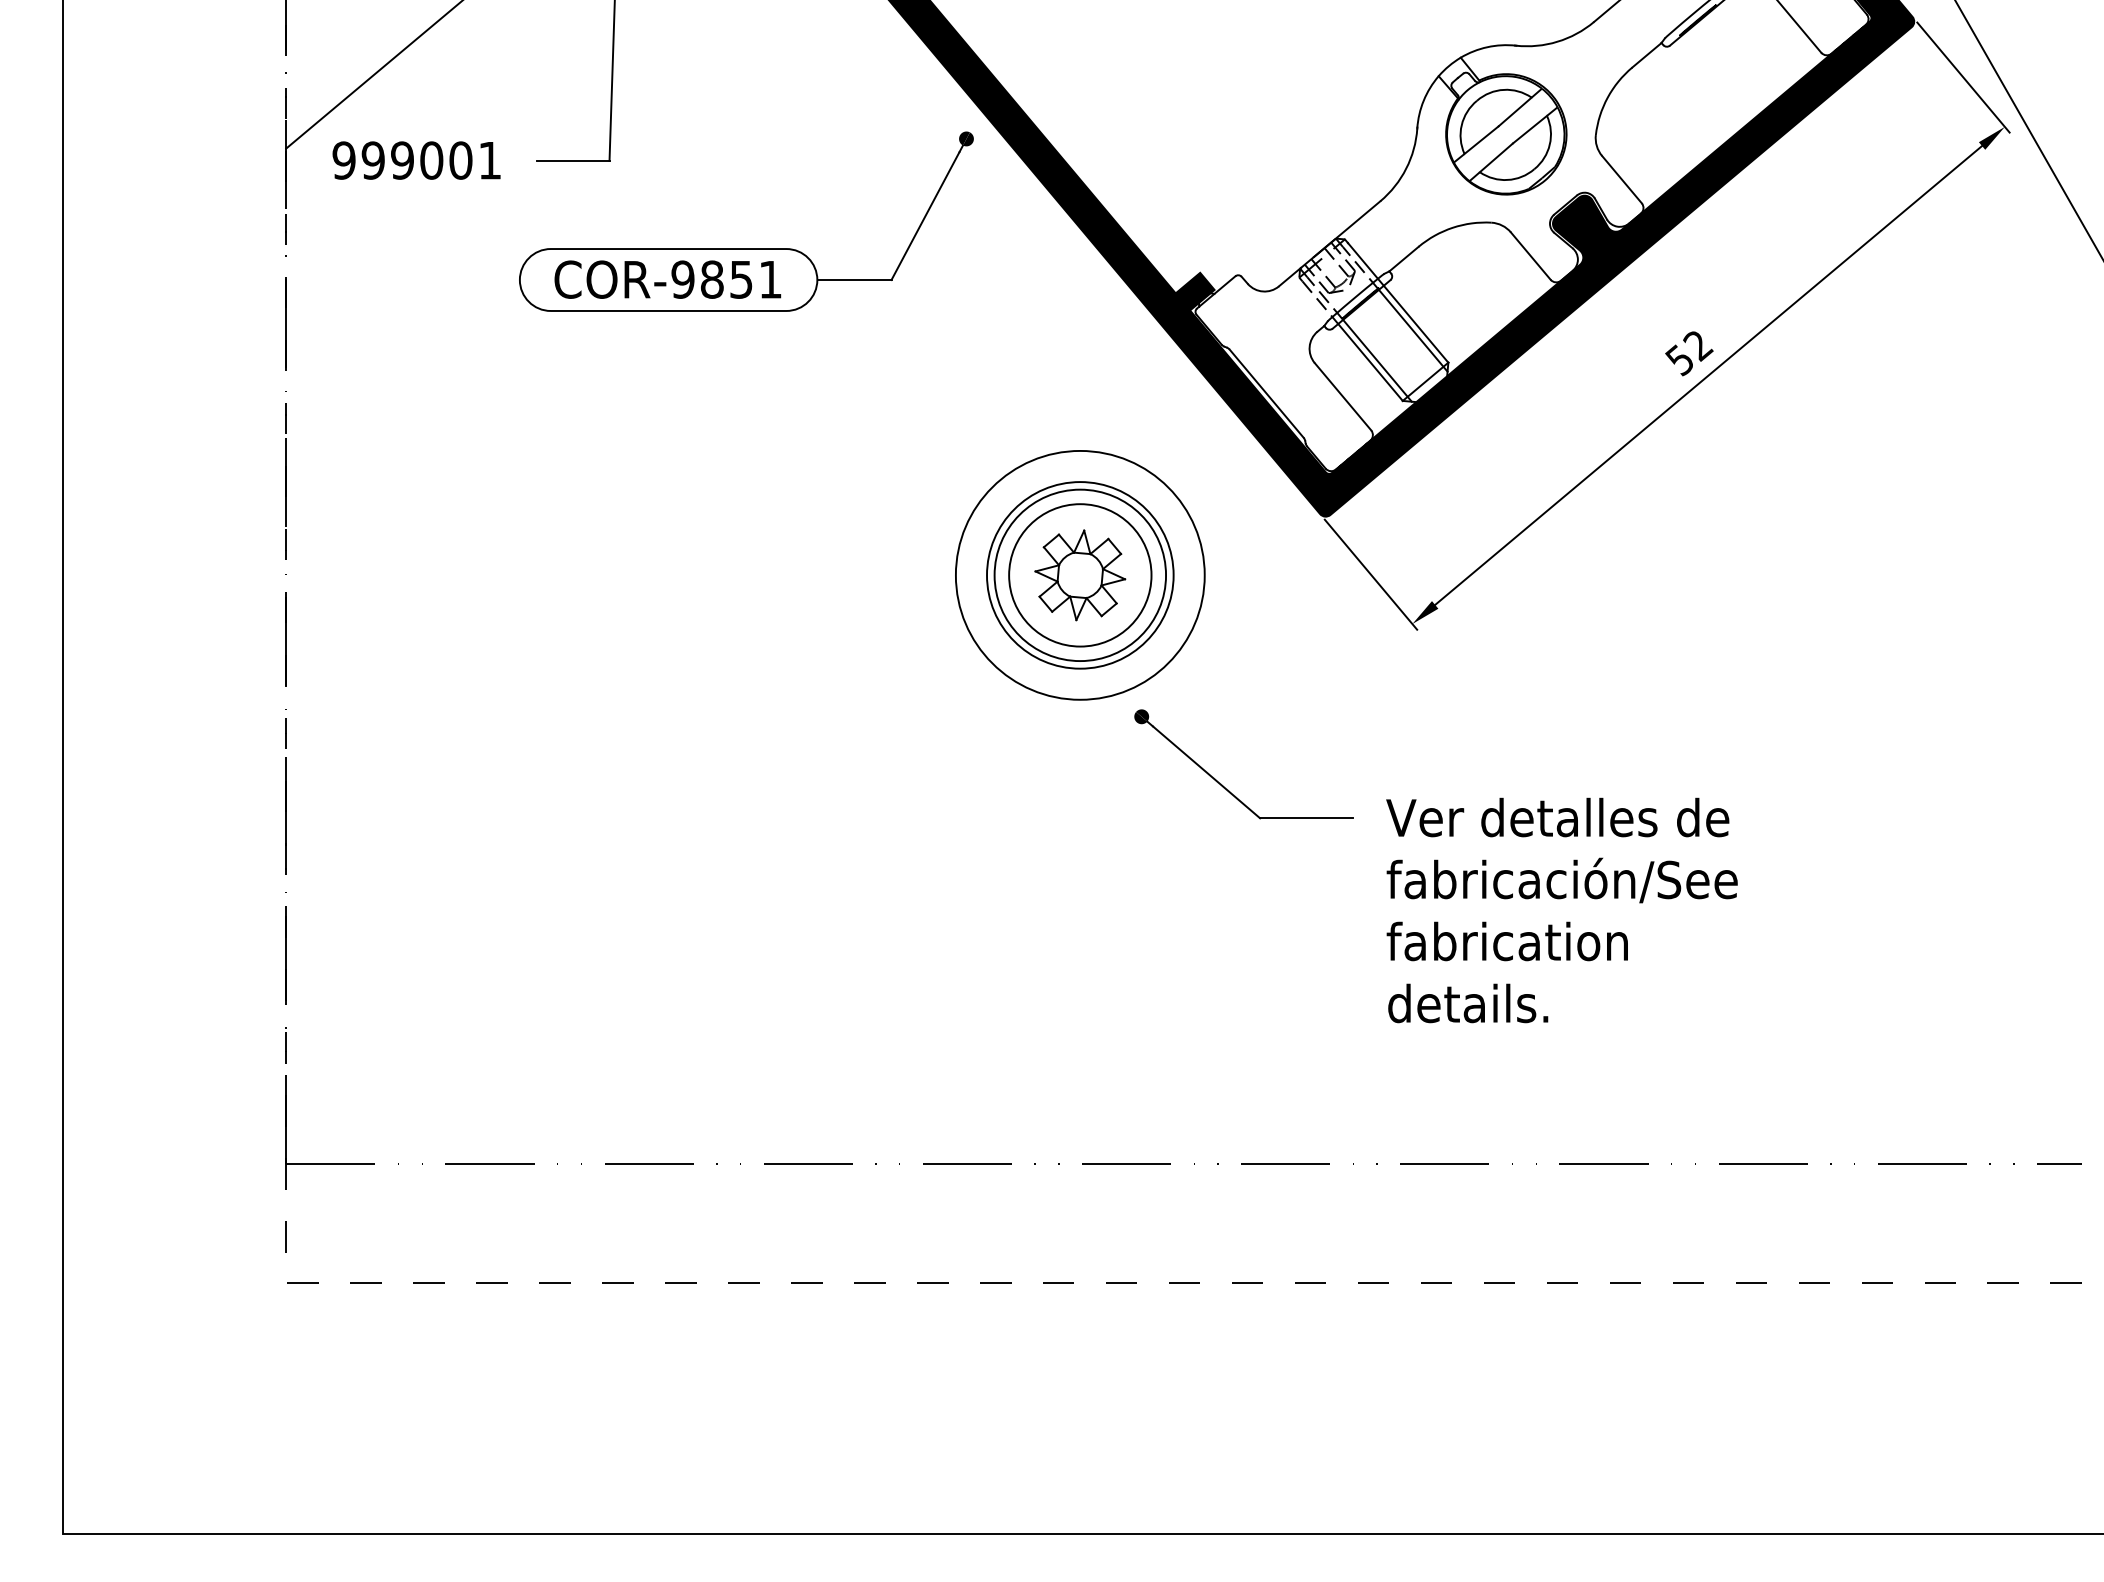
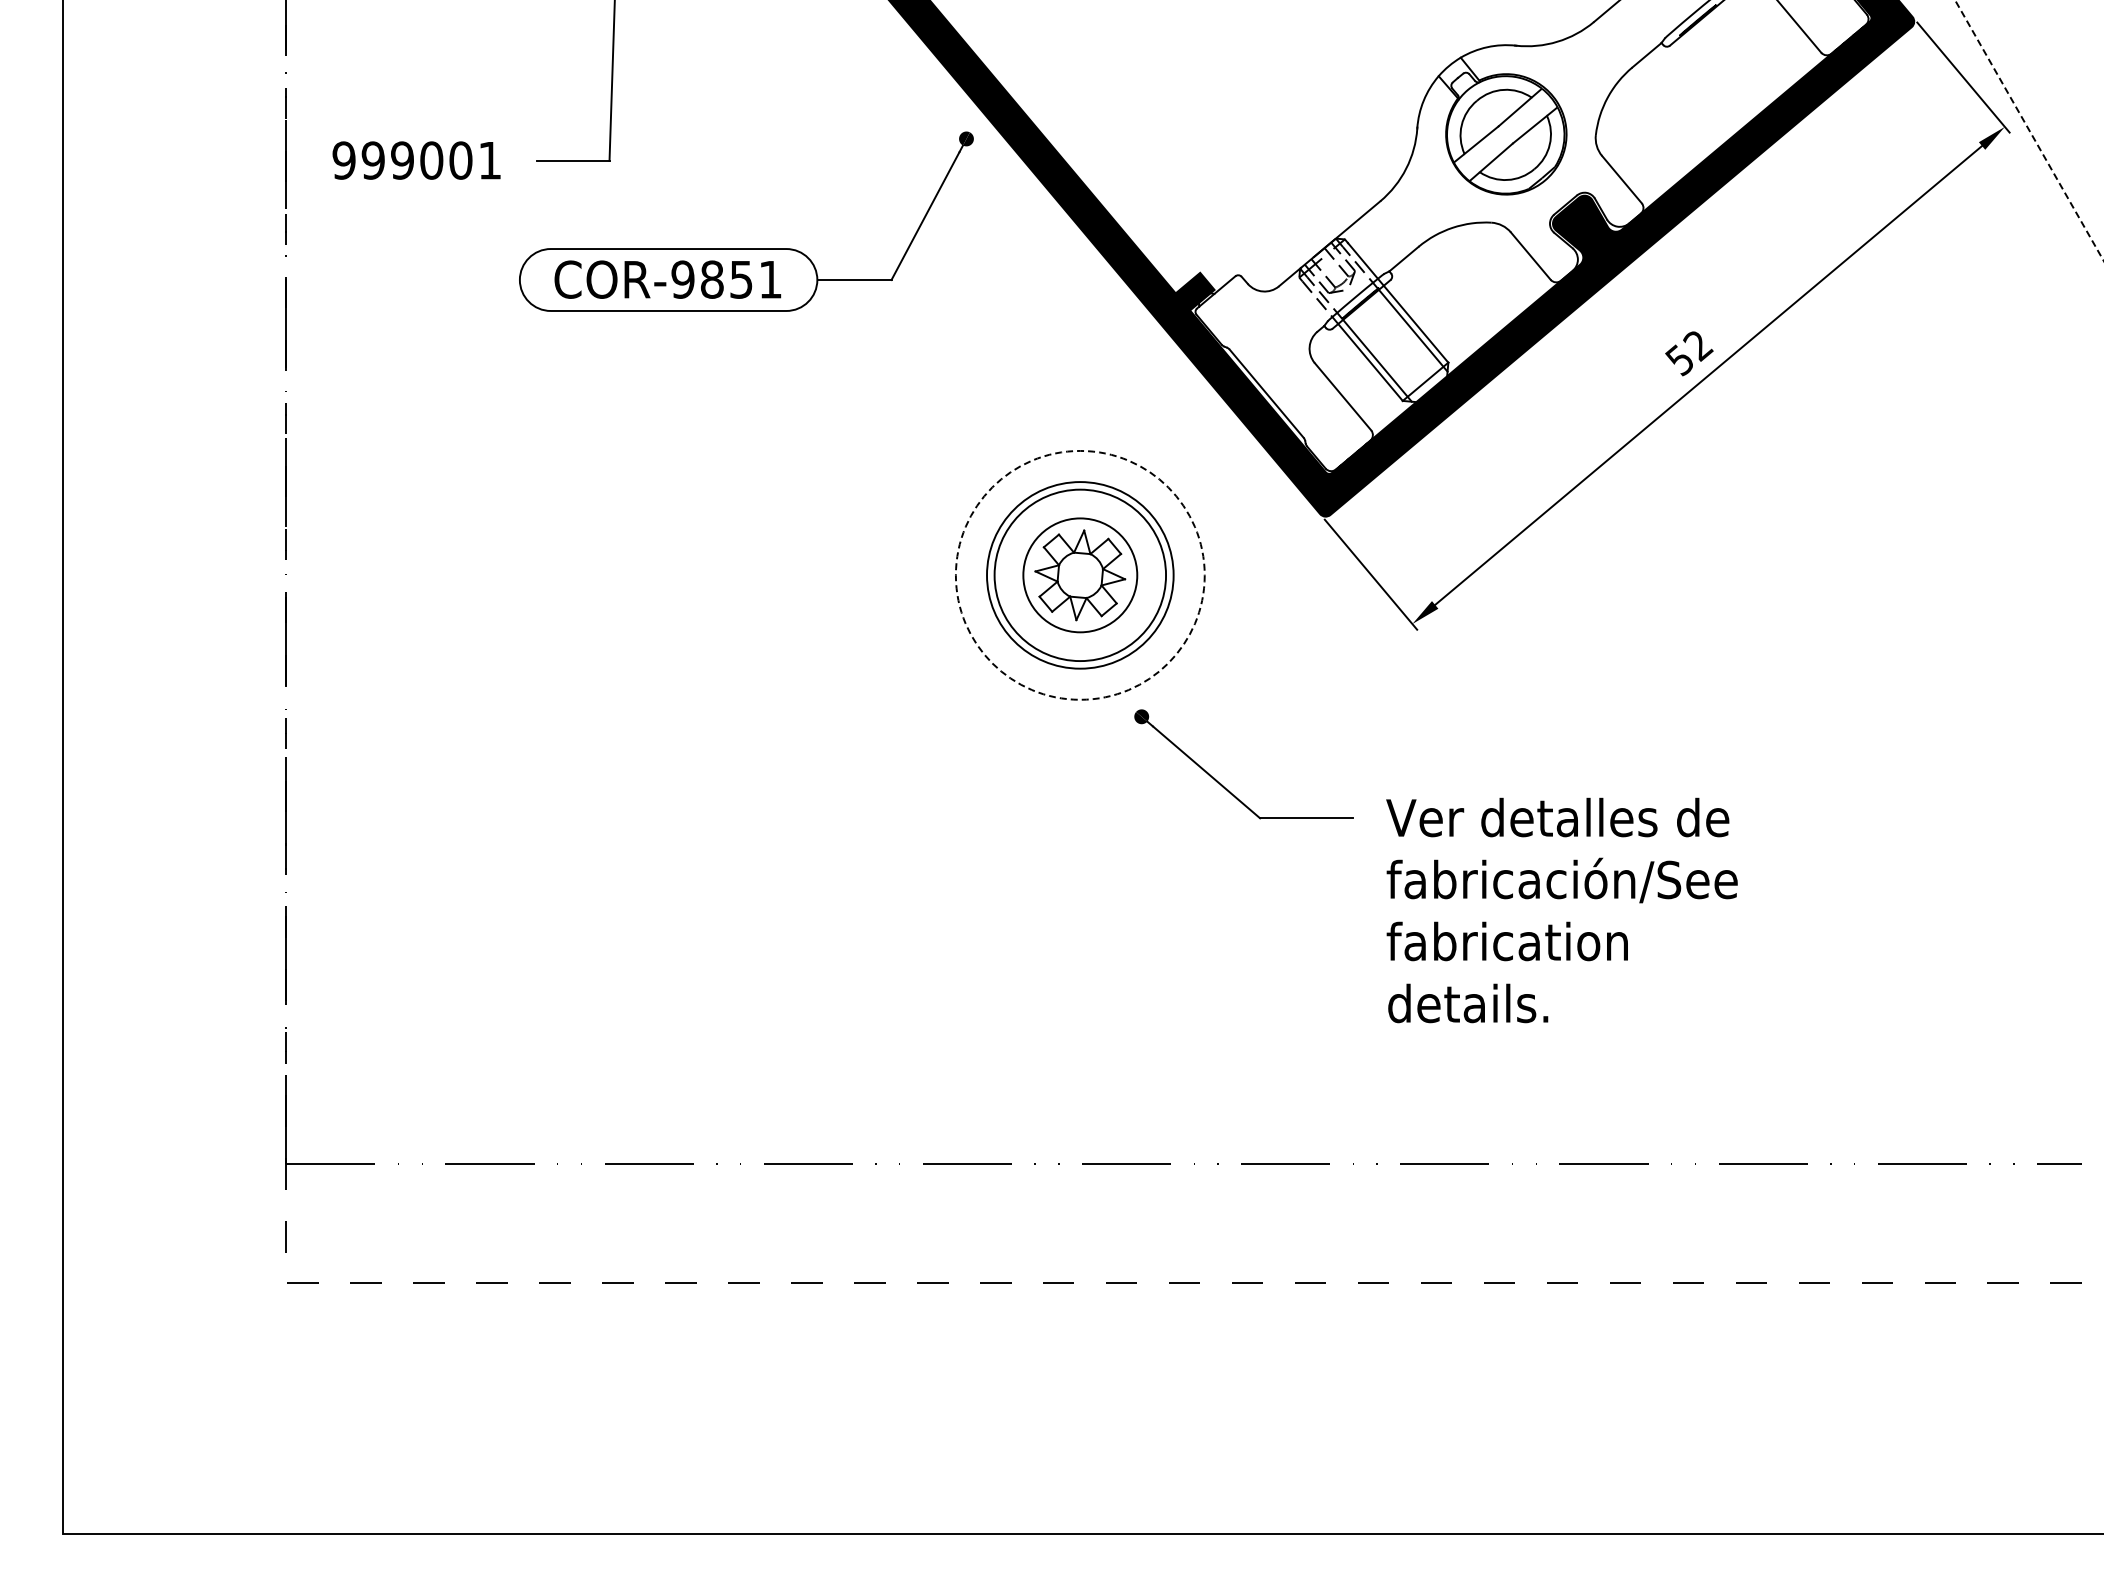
line: present -> none (373, 75)
line: solid -> dashed (2029, 130)
circle: solid -> dashed (1079, 574)
circle diameter: 142 px -> 114 px (1080, 575)
